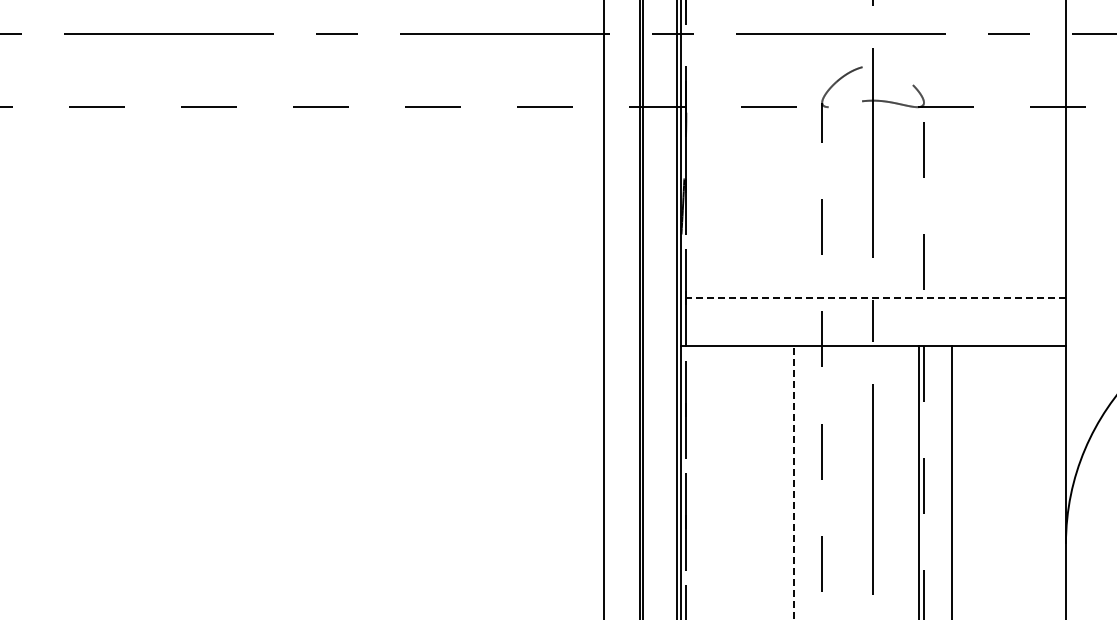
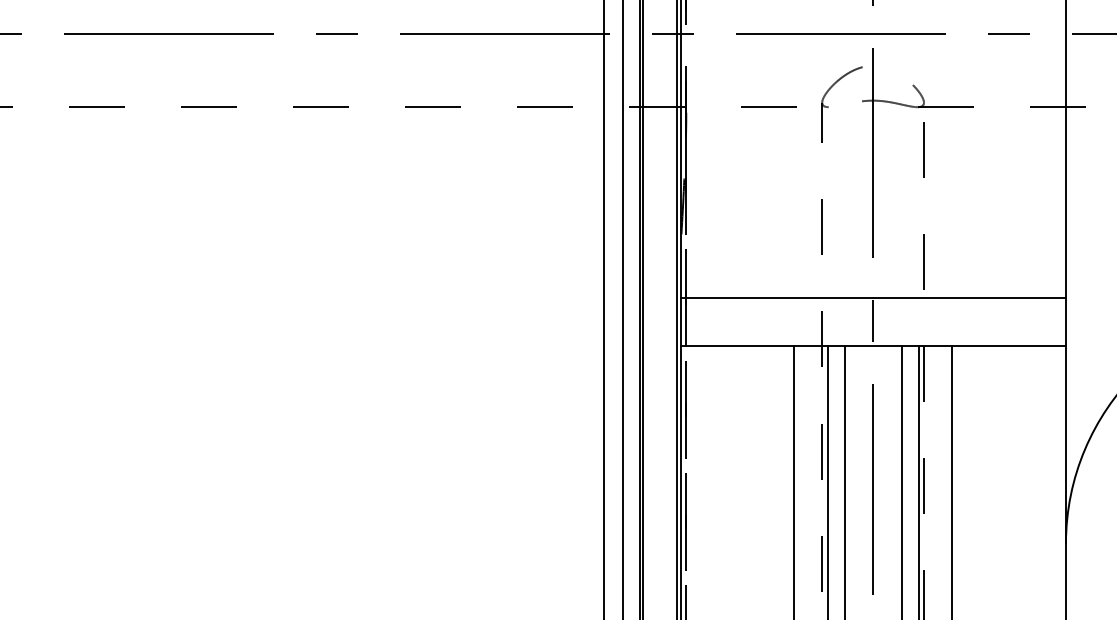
line: dashed -> solid (873, 297)
line: none -> present (623, 309)
line: none -> present (827, 481)
line: none -> present (844, 481)
line: none -> present (901, 481)
line: dashed -> solid (794, 482)
